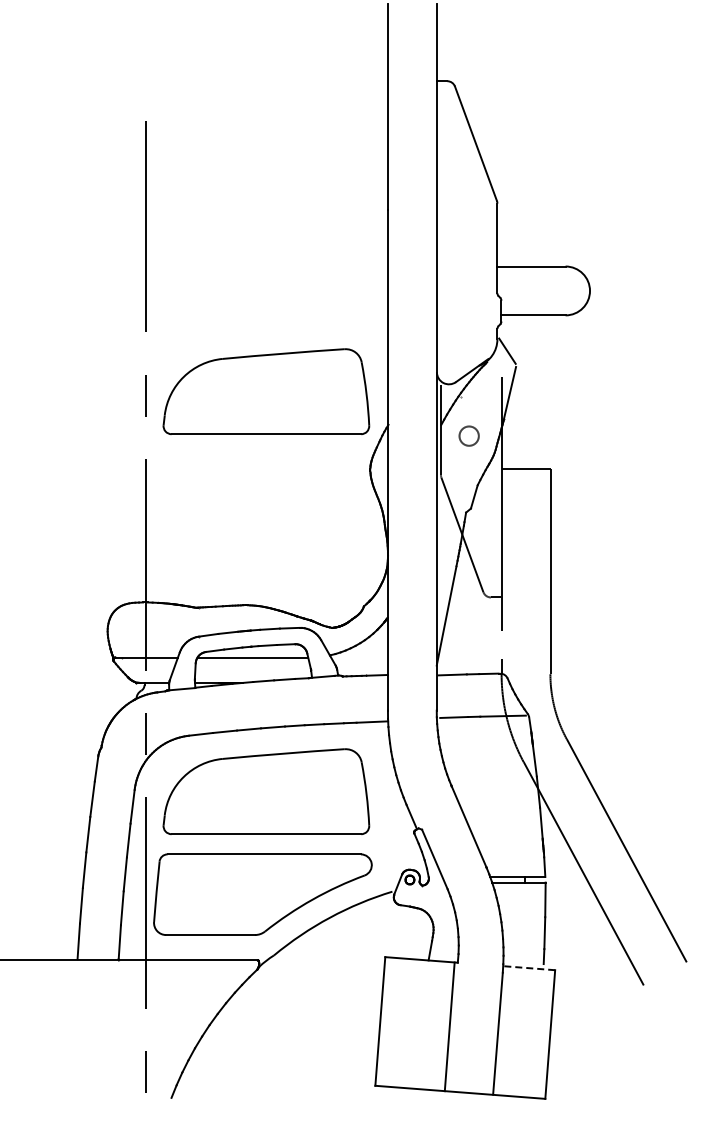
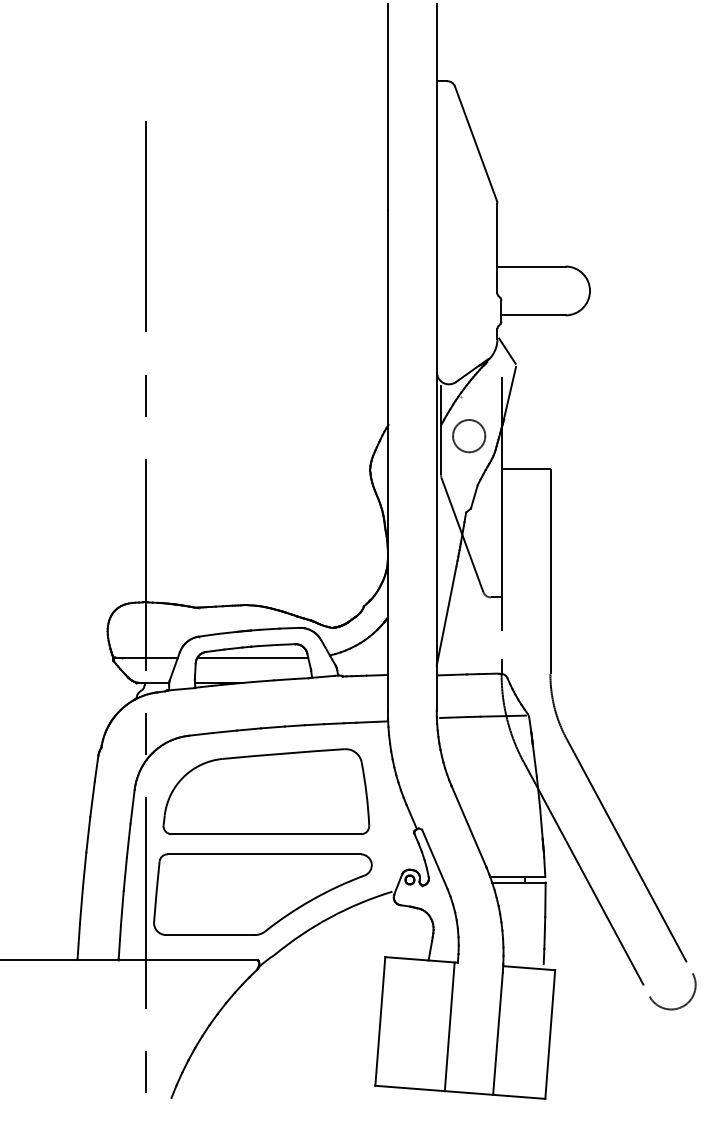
part: present -> none (266, 391)
circle diameter: 19 px -> 32 px (469, 436)
line: dashed -> solid (528, 968)
arc: none -> present (677, 1007)
